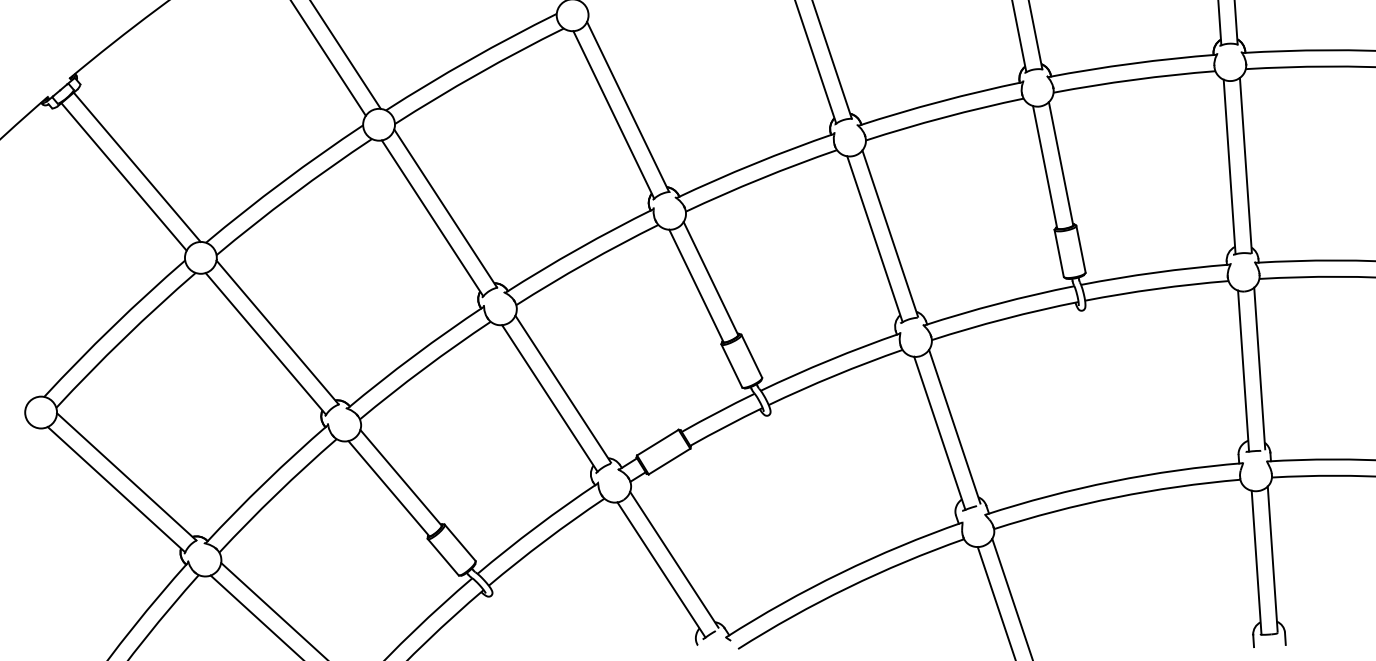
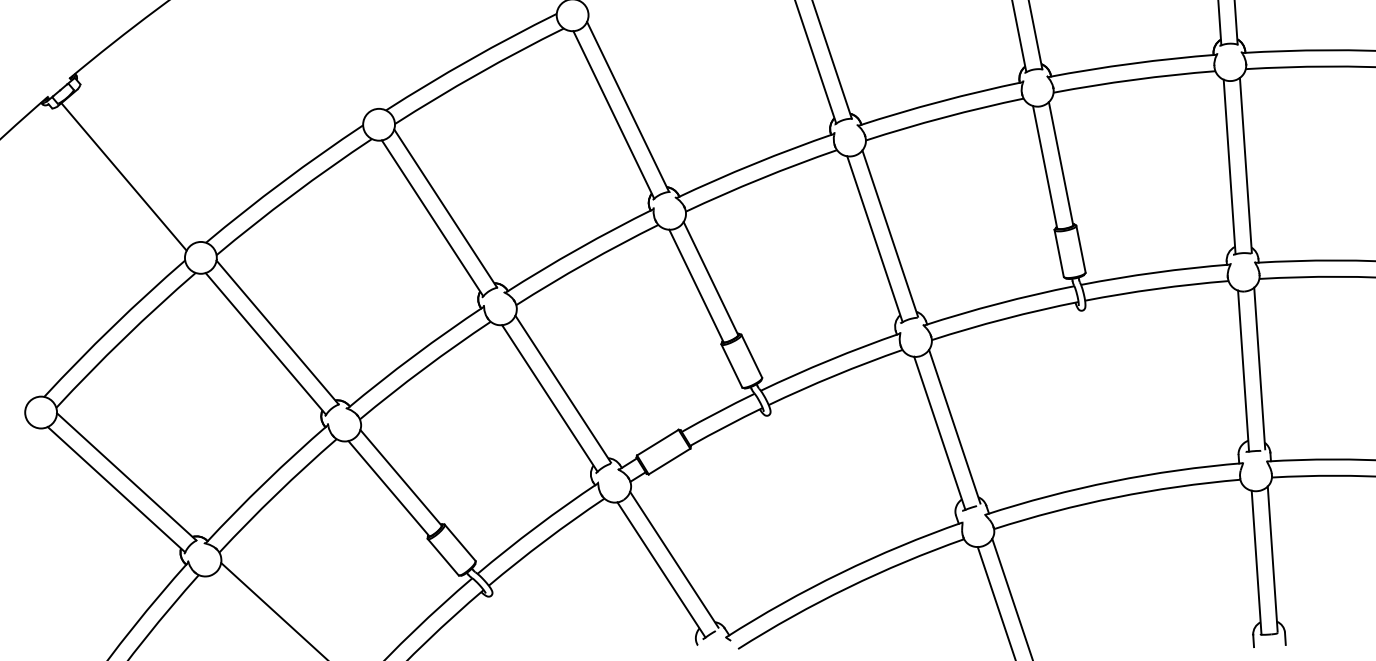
line: present -> none (345, 55)
line: present -> none (328, 58)
line: present -> none (136, 166)
line: present -> none (255, 616)
